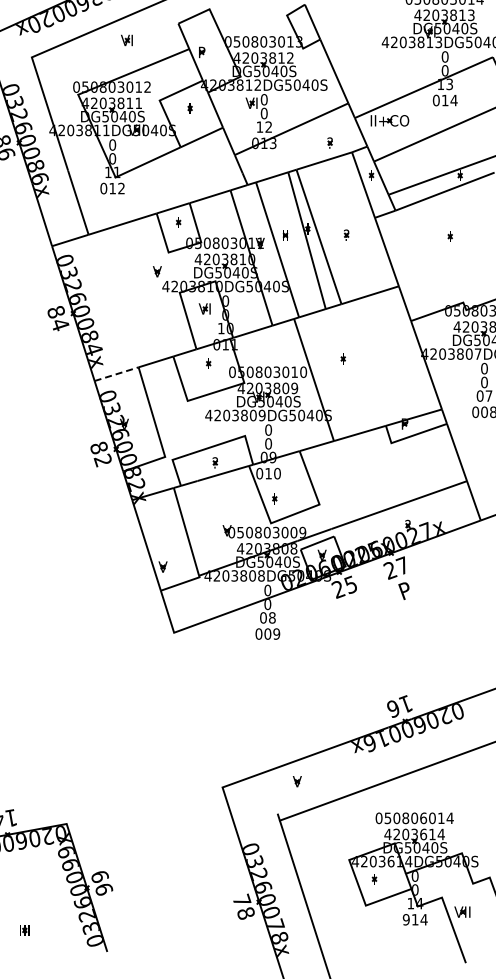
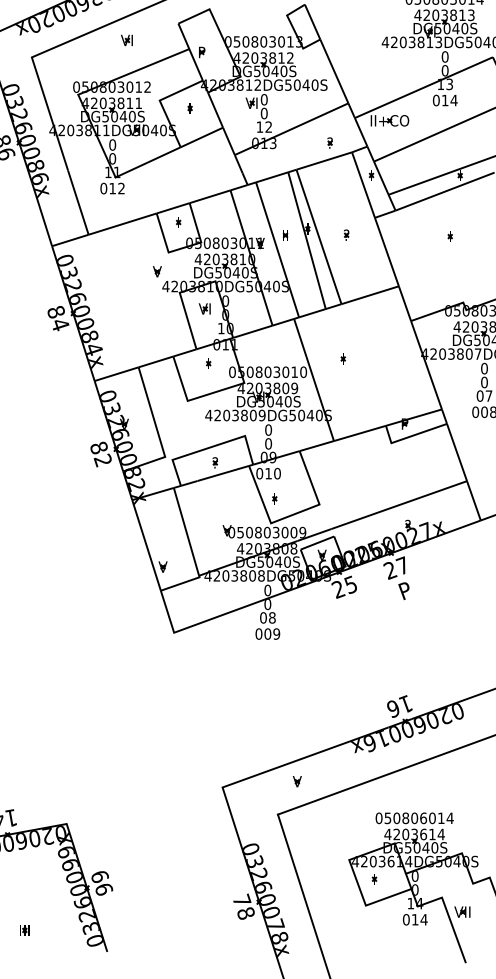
line: dashed -> solid (117, 374)
line position: (385, 781) -> (384, 775) (384, 775)
text: 914 -> 014 (405, 919)
